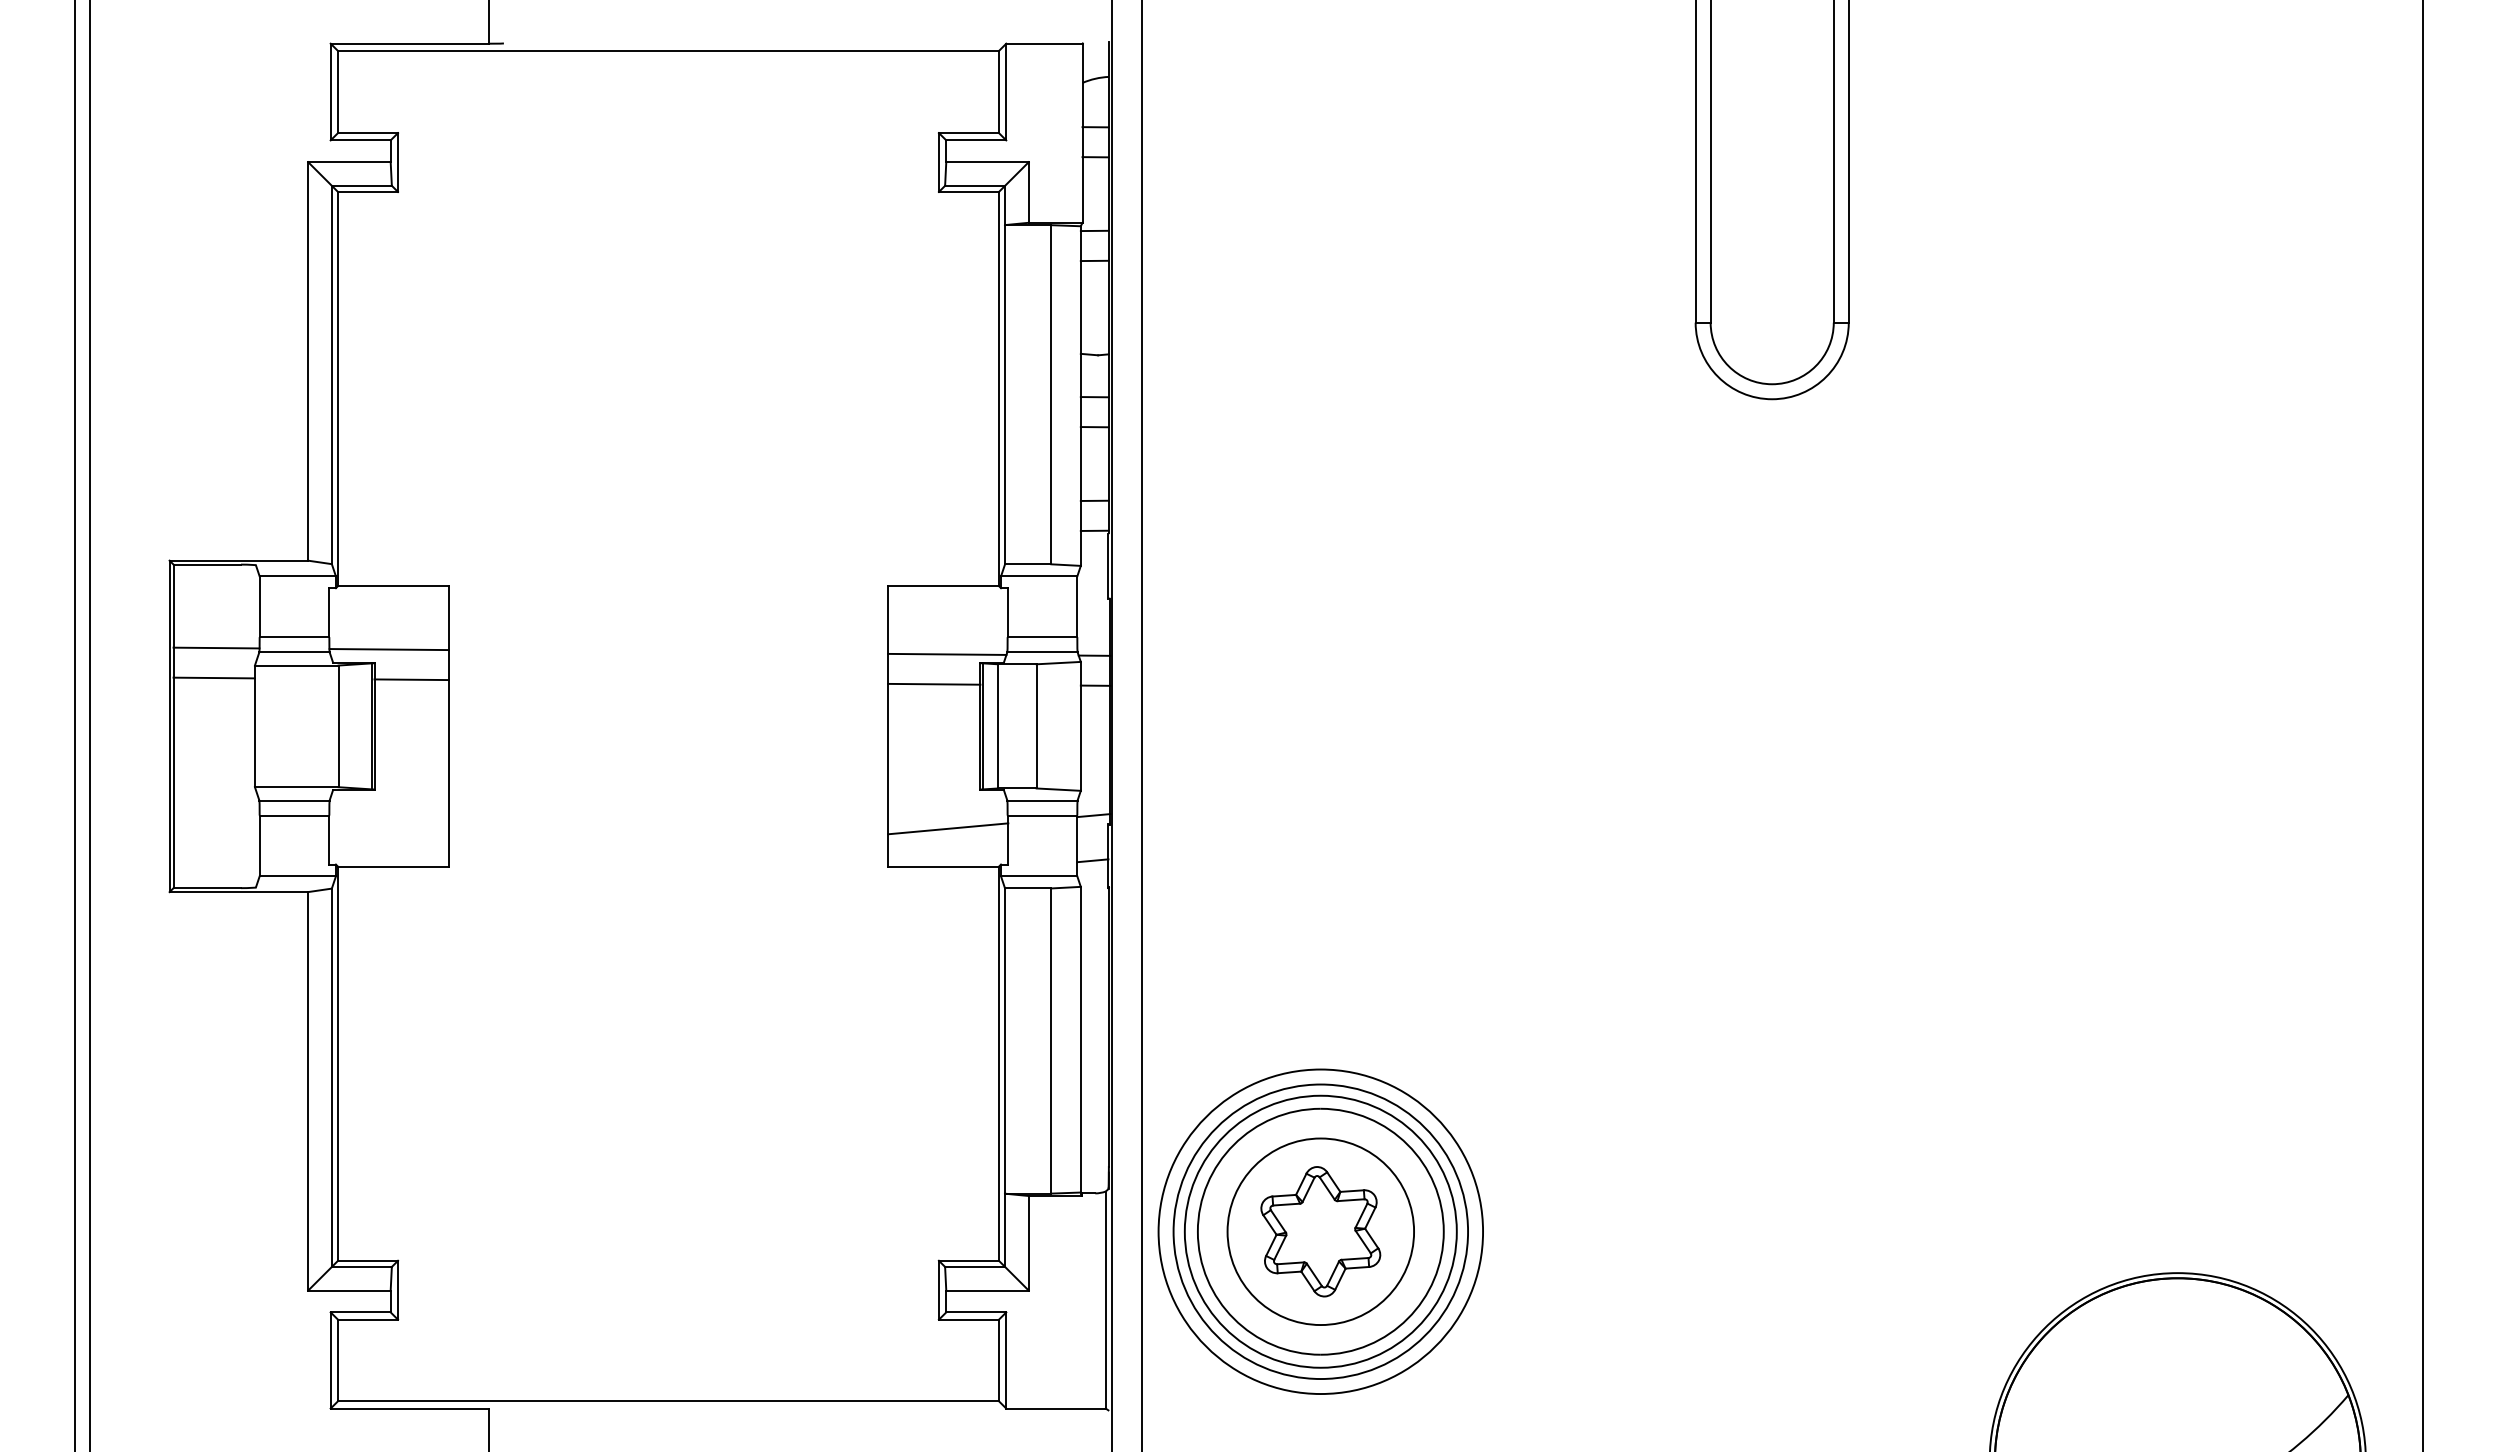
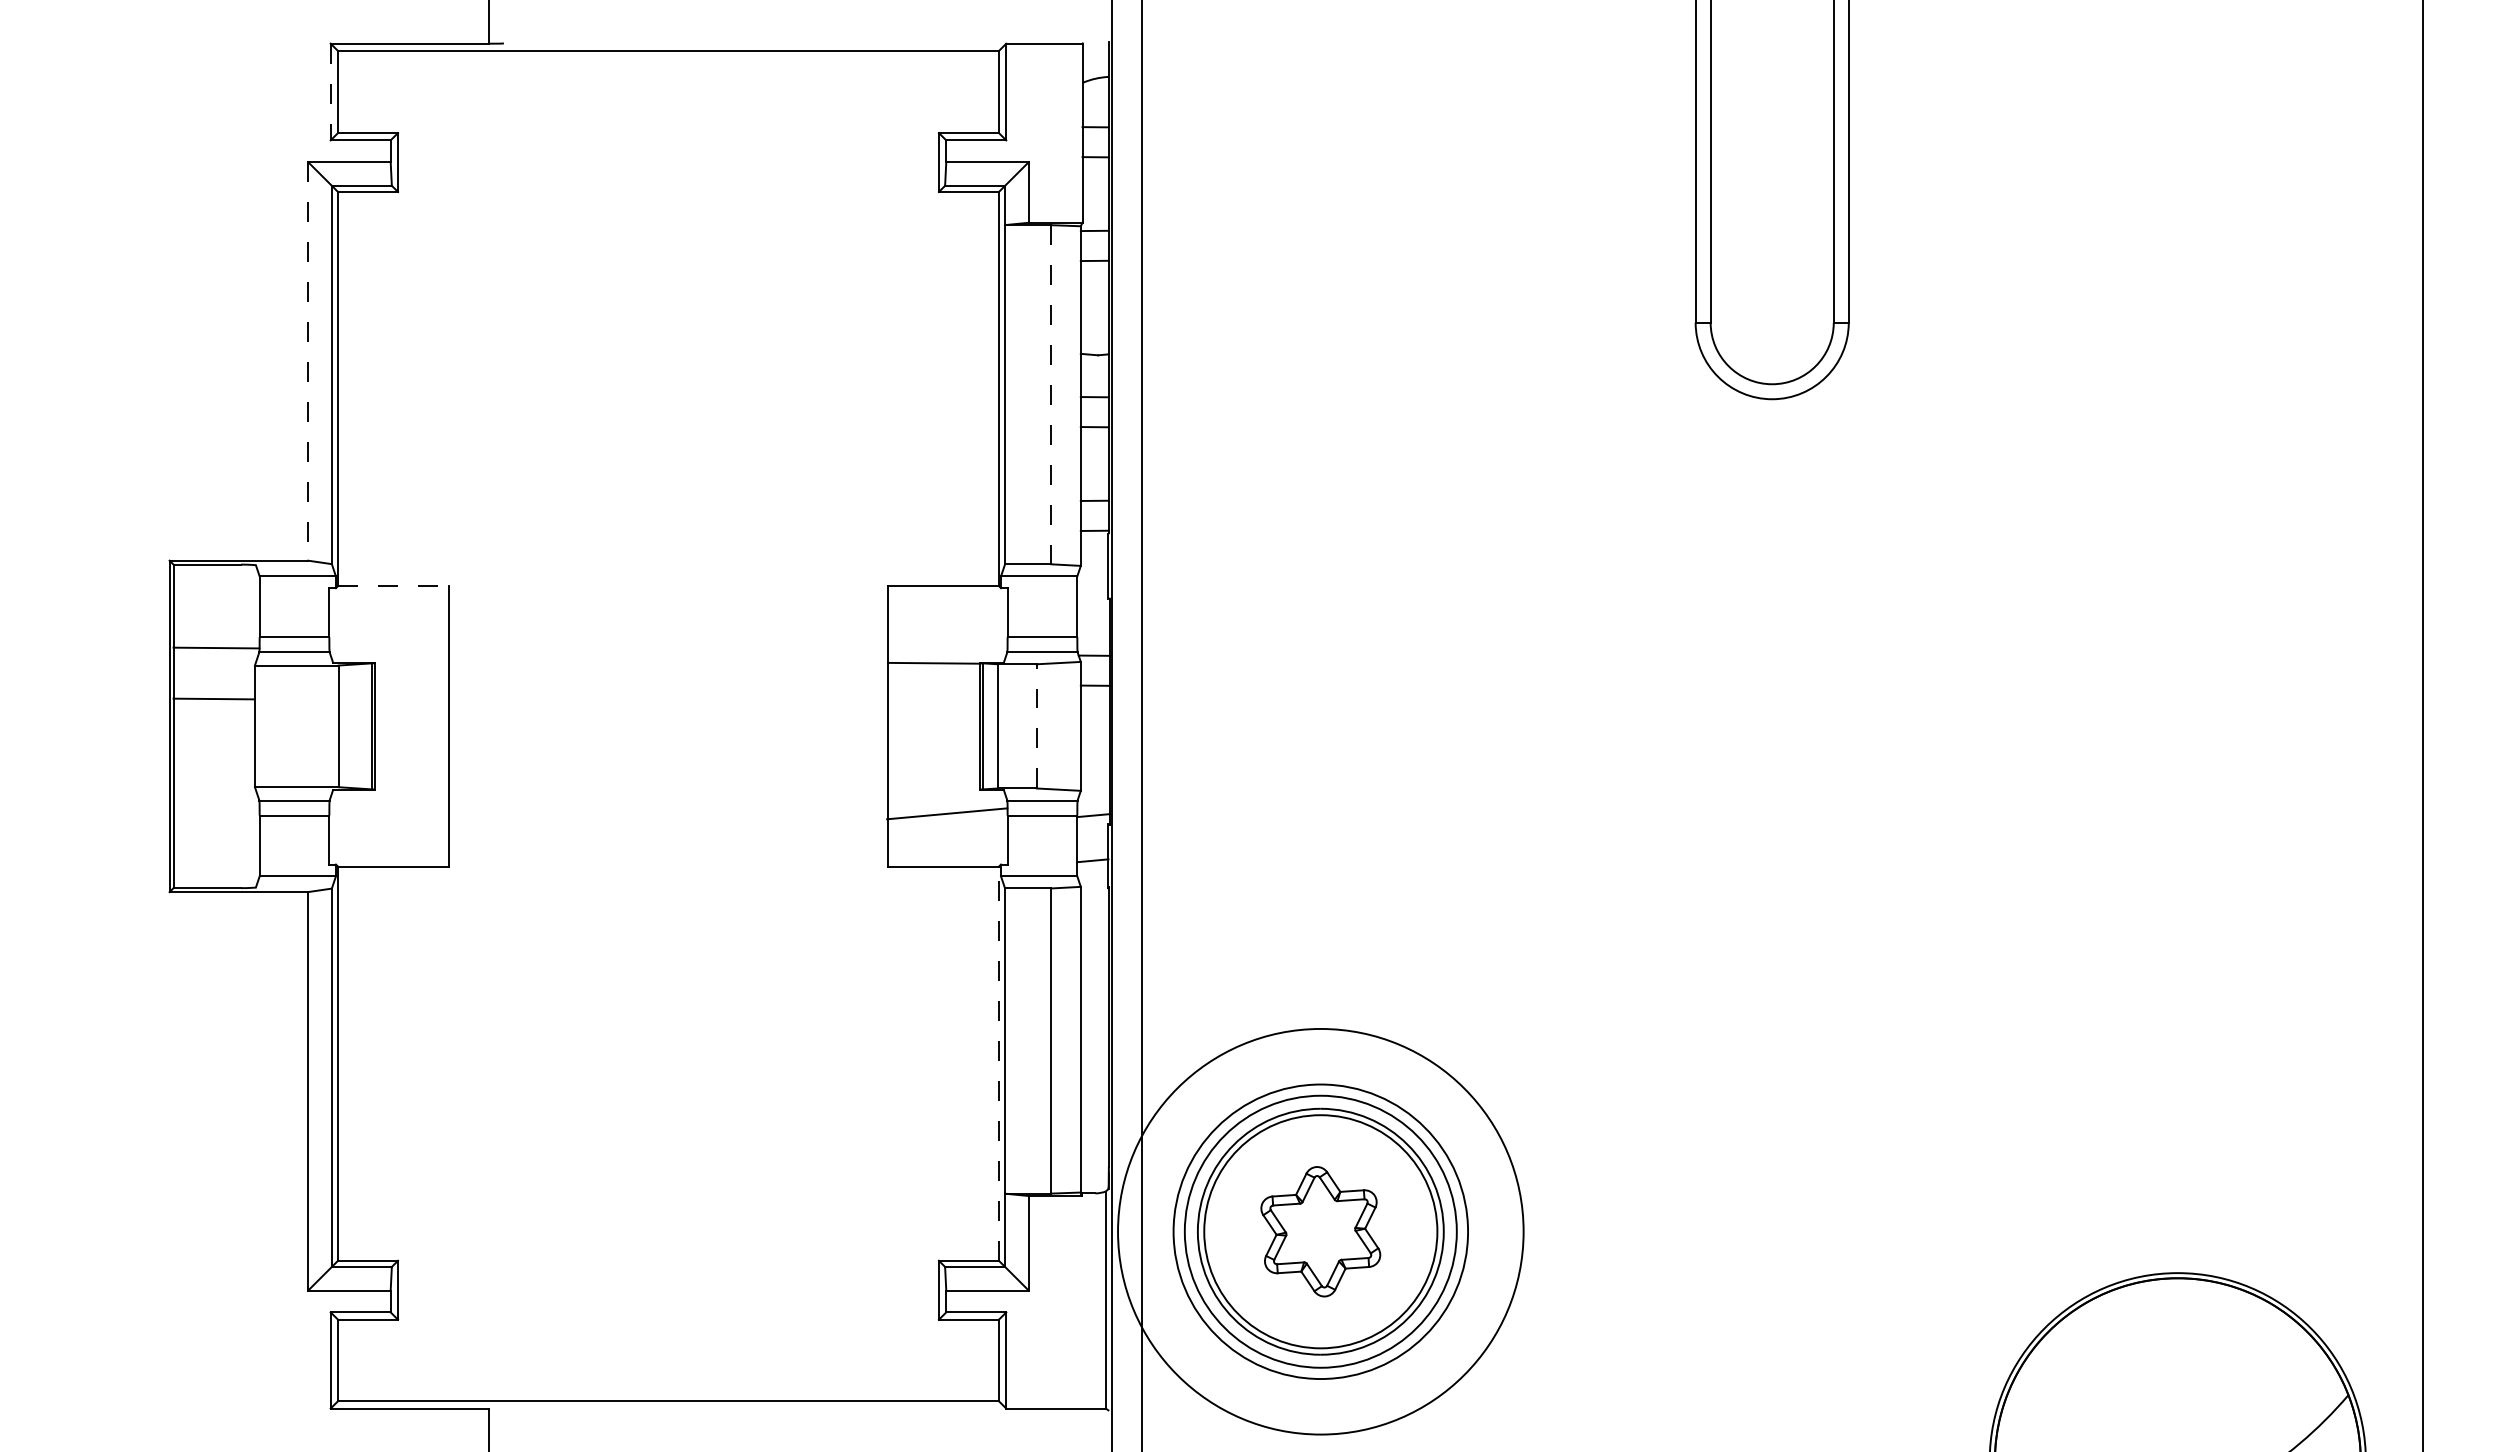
line: solid -> dashed (330, 92)
line: solid -> dashed (308, 361)
line: solid -> dashed (1051, 394)
line: solid -> dashed (393, 586)
line: present -> none (388, 649)
line: present -> none (947, 653)
line position: (213, 677) -> (213, 698) (213, 698)
line: present -> none (411, 679)
line position: (934, 683) -> (934, 662) (934, 662)
line: present -> none (74, 725)
line: present -> none (89, 725)
line: solid -> dashed (1036, 725)
line position: (948, 828) -> (947, 813) (947, 813)
line: solid -> dashed (998, 1063)
circle diameter: 187 px -> 233 px (1320, 1231)
circle diameter: 324 px -> 406 px (1320, 1231)
